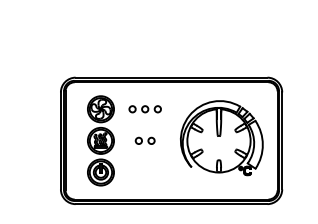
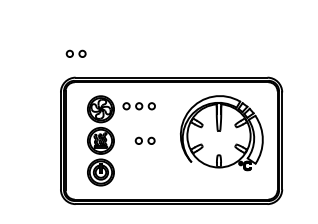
part: none -> present (75, 53)
part position: (144, 109) -> (138, 106) (138, 106)
part position: (221, 138) -> (221, 133) (221, 133)
